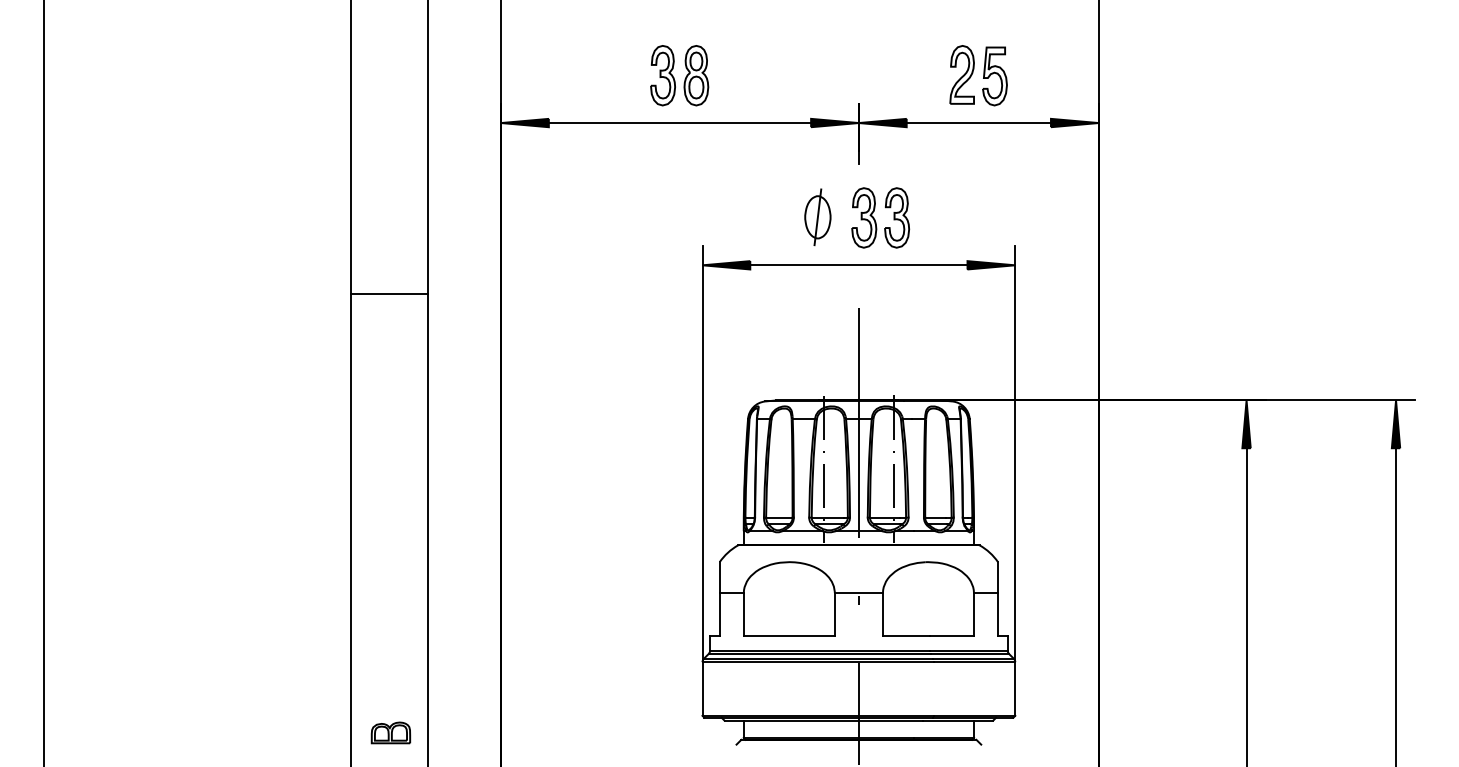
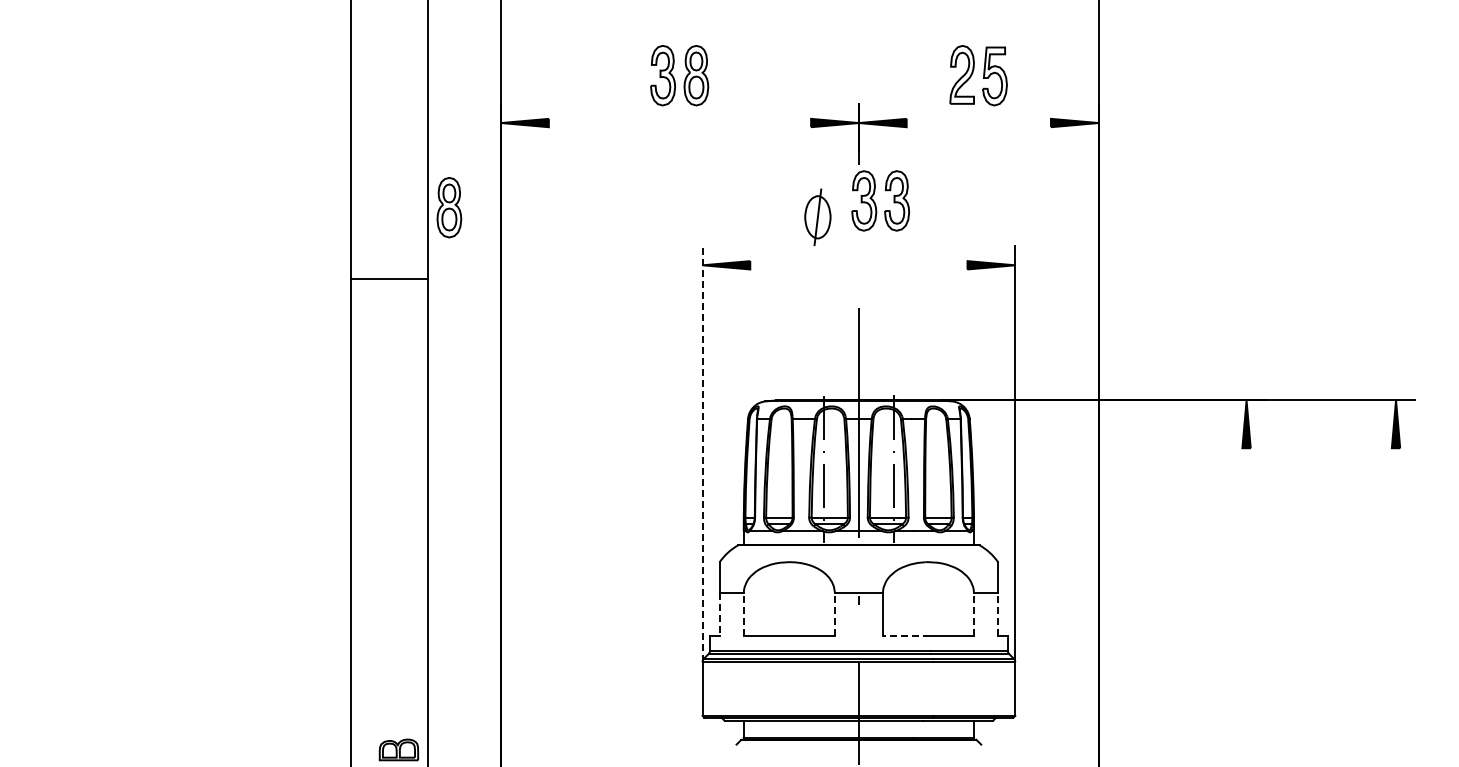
line: present -> none (679, 123)
line: present -> none (978, 123)
part: none -> present (449, 207)
part position: (880, 217) -> (880, 200) (880, 200)
line: present -> none (858, 265)
line position: (388, 293) -> (388, 278) (388, 278)
line: present -> none (43, 382)
line: solid -> dashed (702, 453)
line: present -> none (1246, 605)
line: present -> none (1396, 605)
line: solid -> dashed (719, 614)
line: solid -> dashed (743, 614)
line: solid -> dashed (834, 614)
line: solid -> dashed (973, 614)
line: solid -> dashed (998, 614)
line: solid -> dashed (906, 636)
part position: (390, 732) -> (398, 749) (398, 749)
